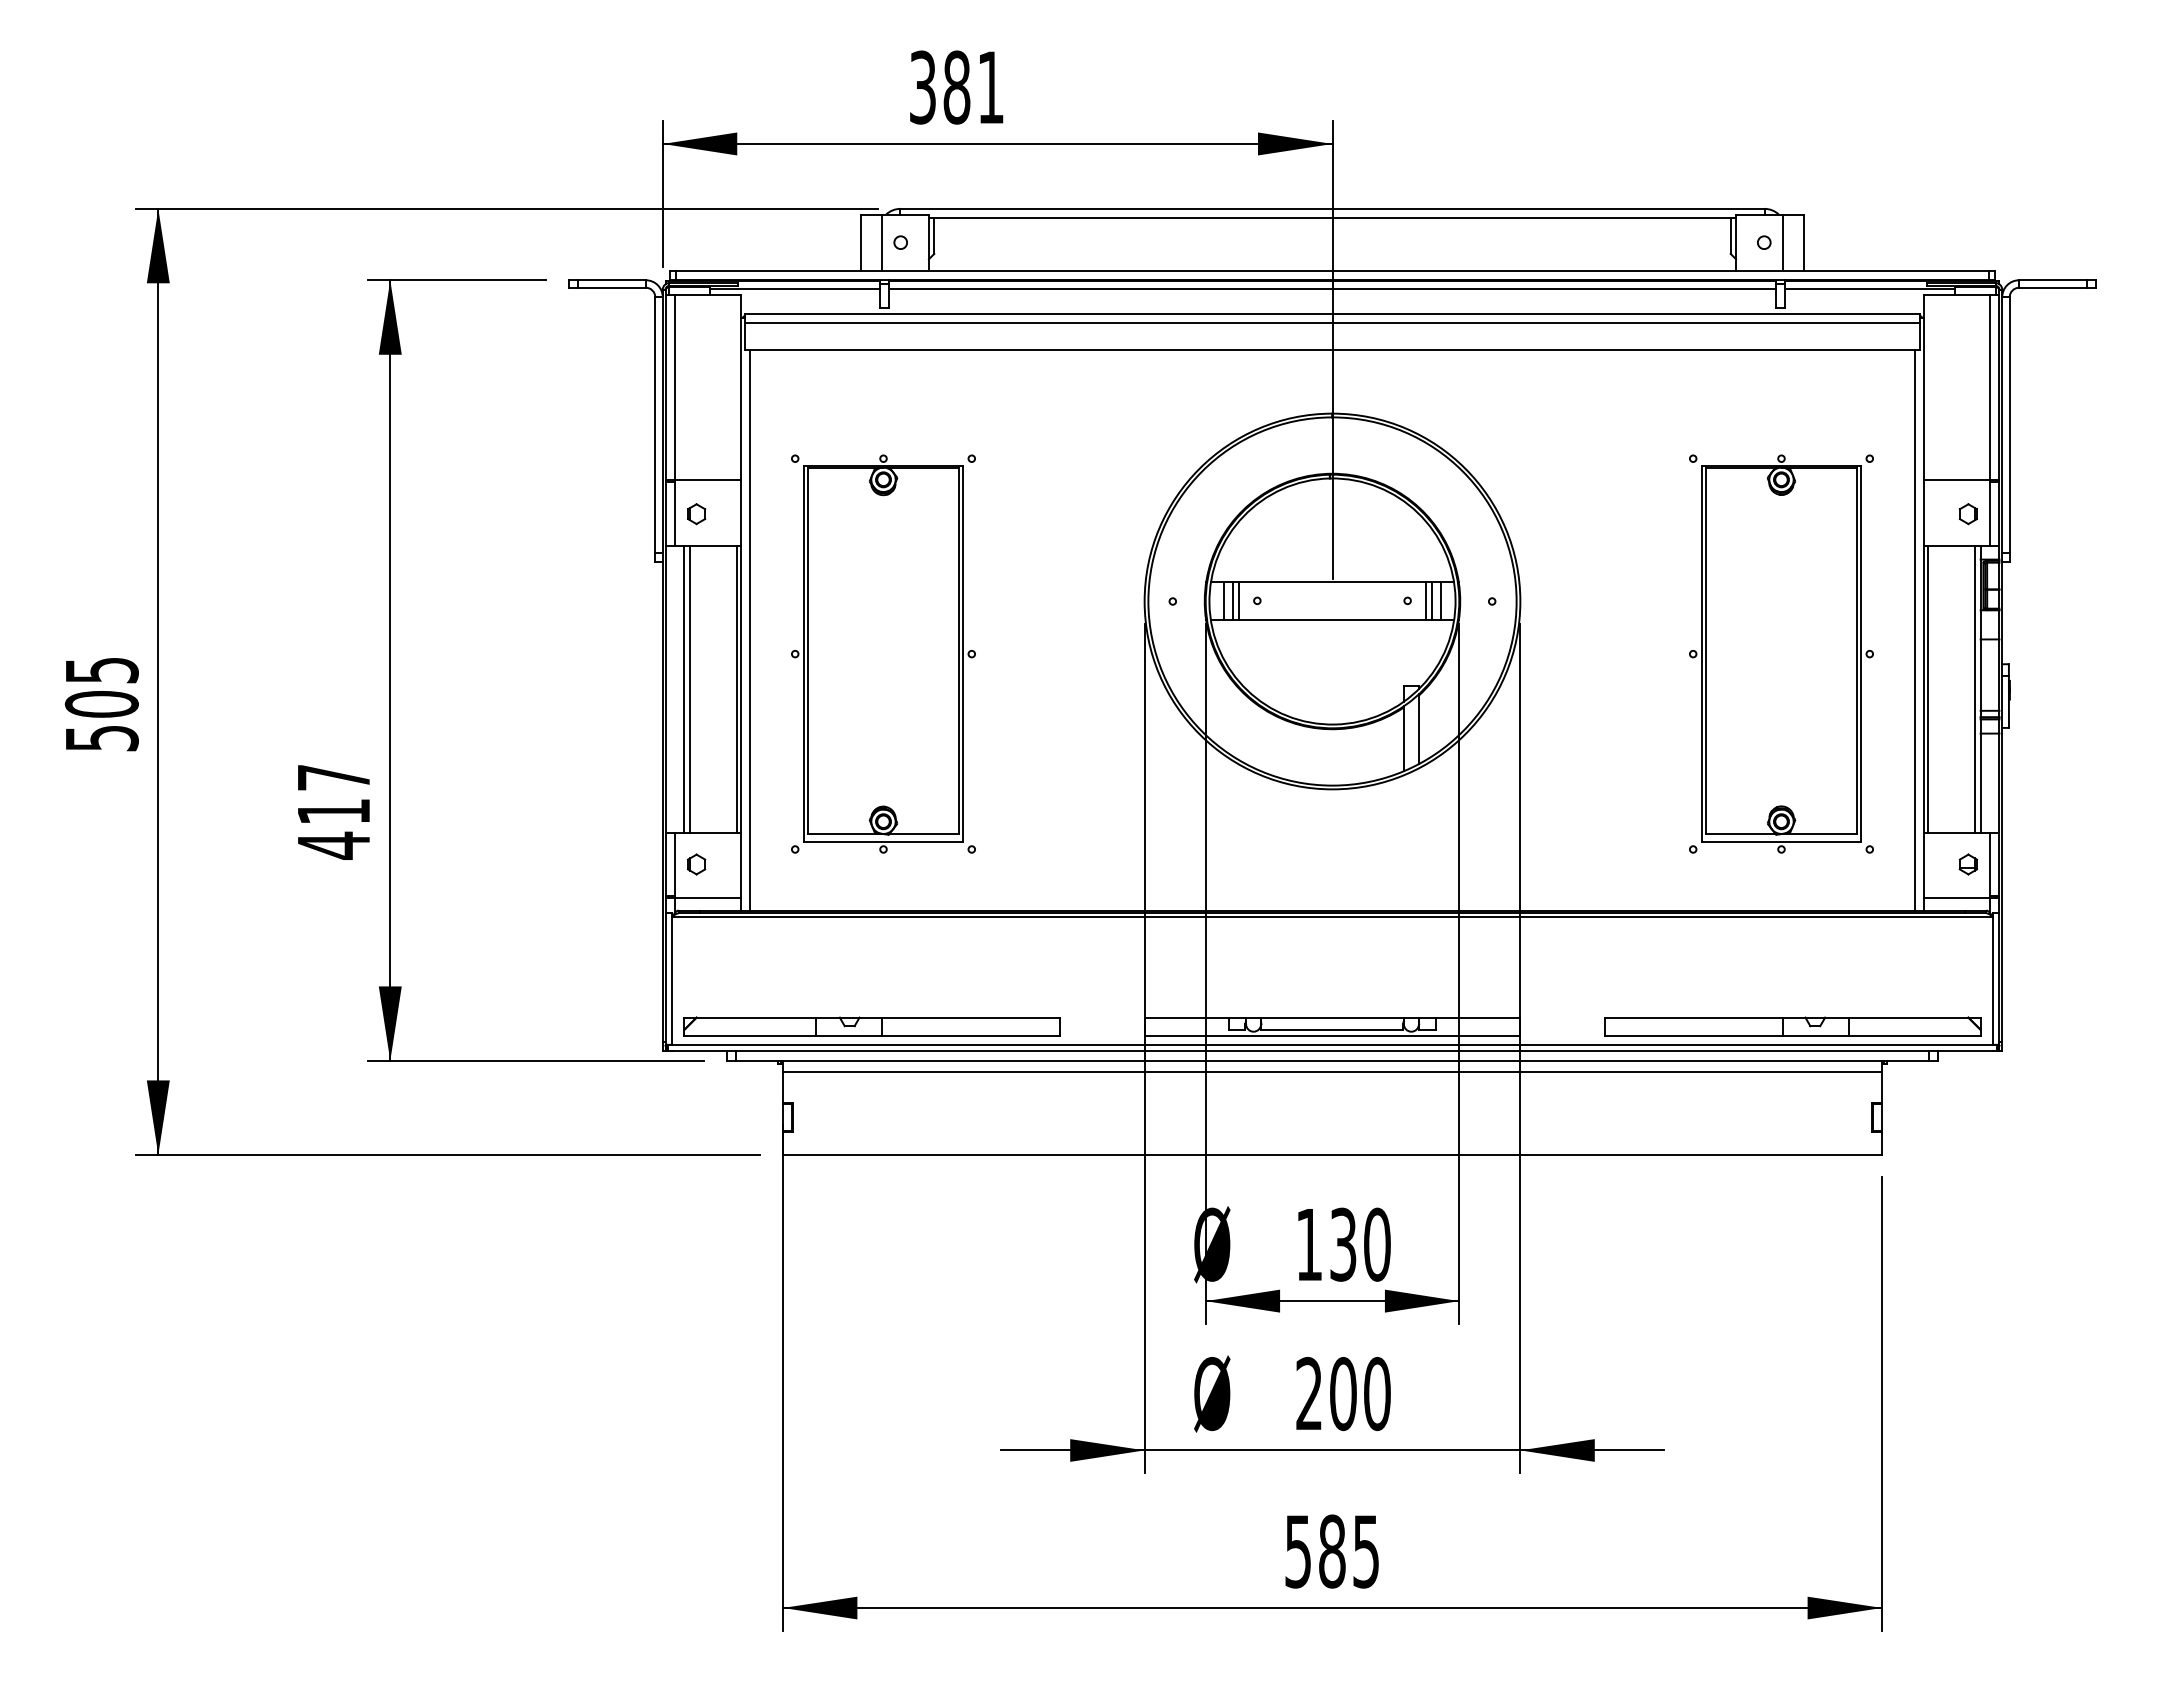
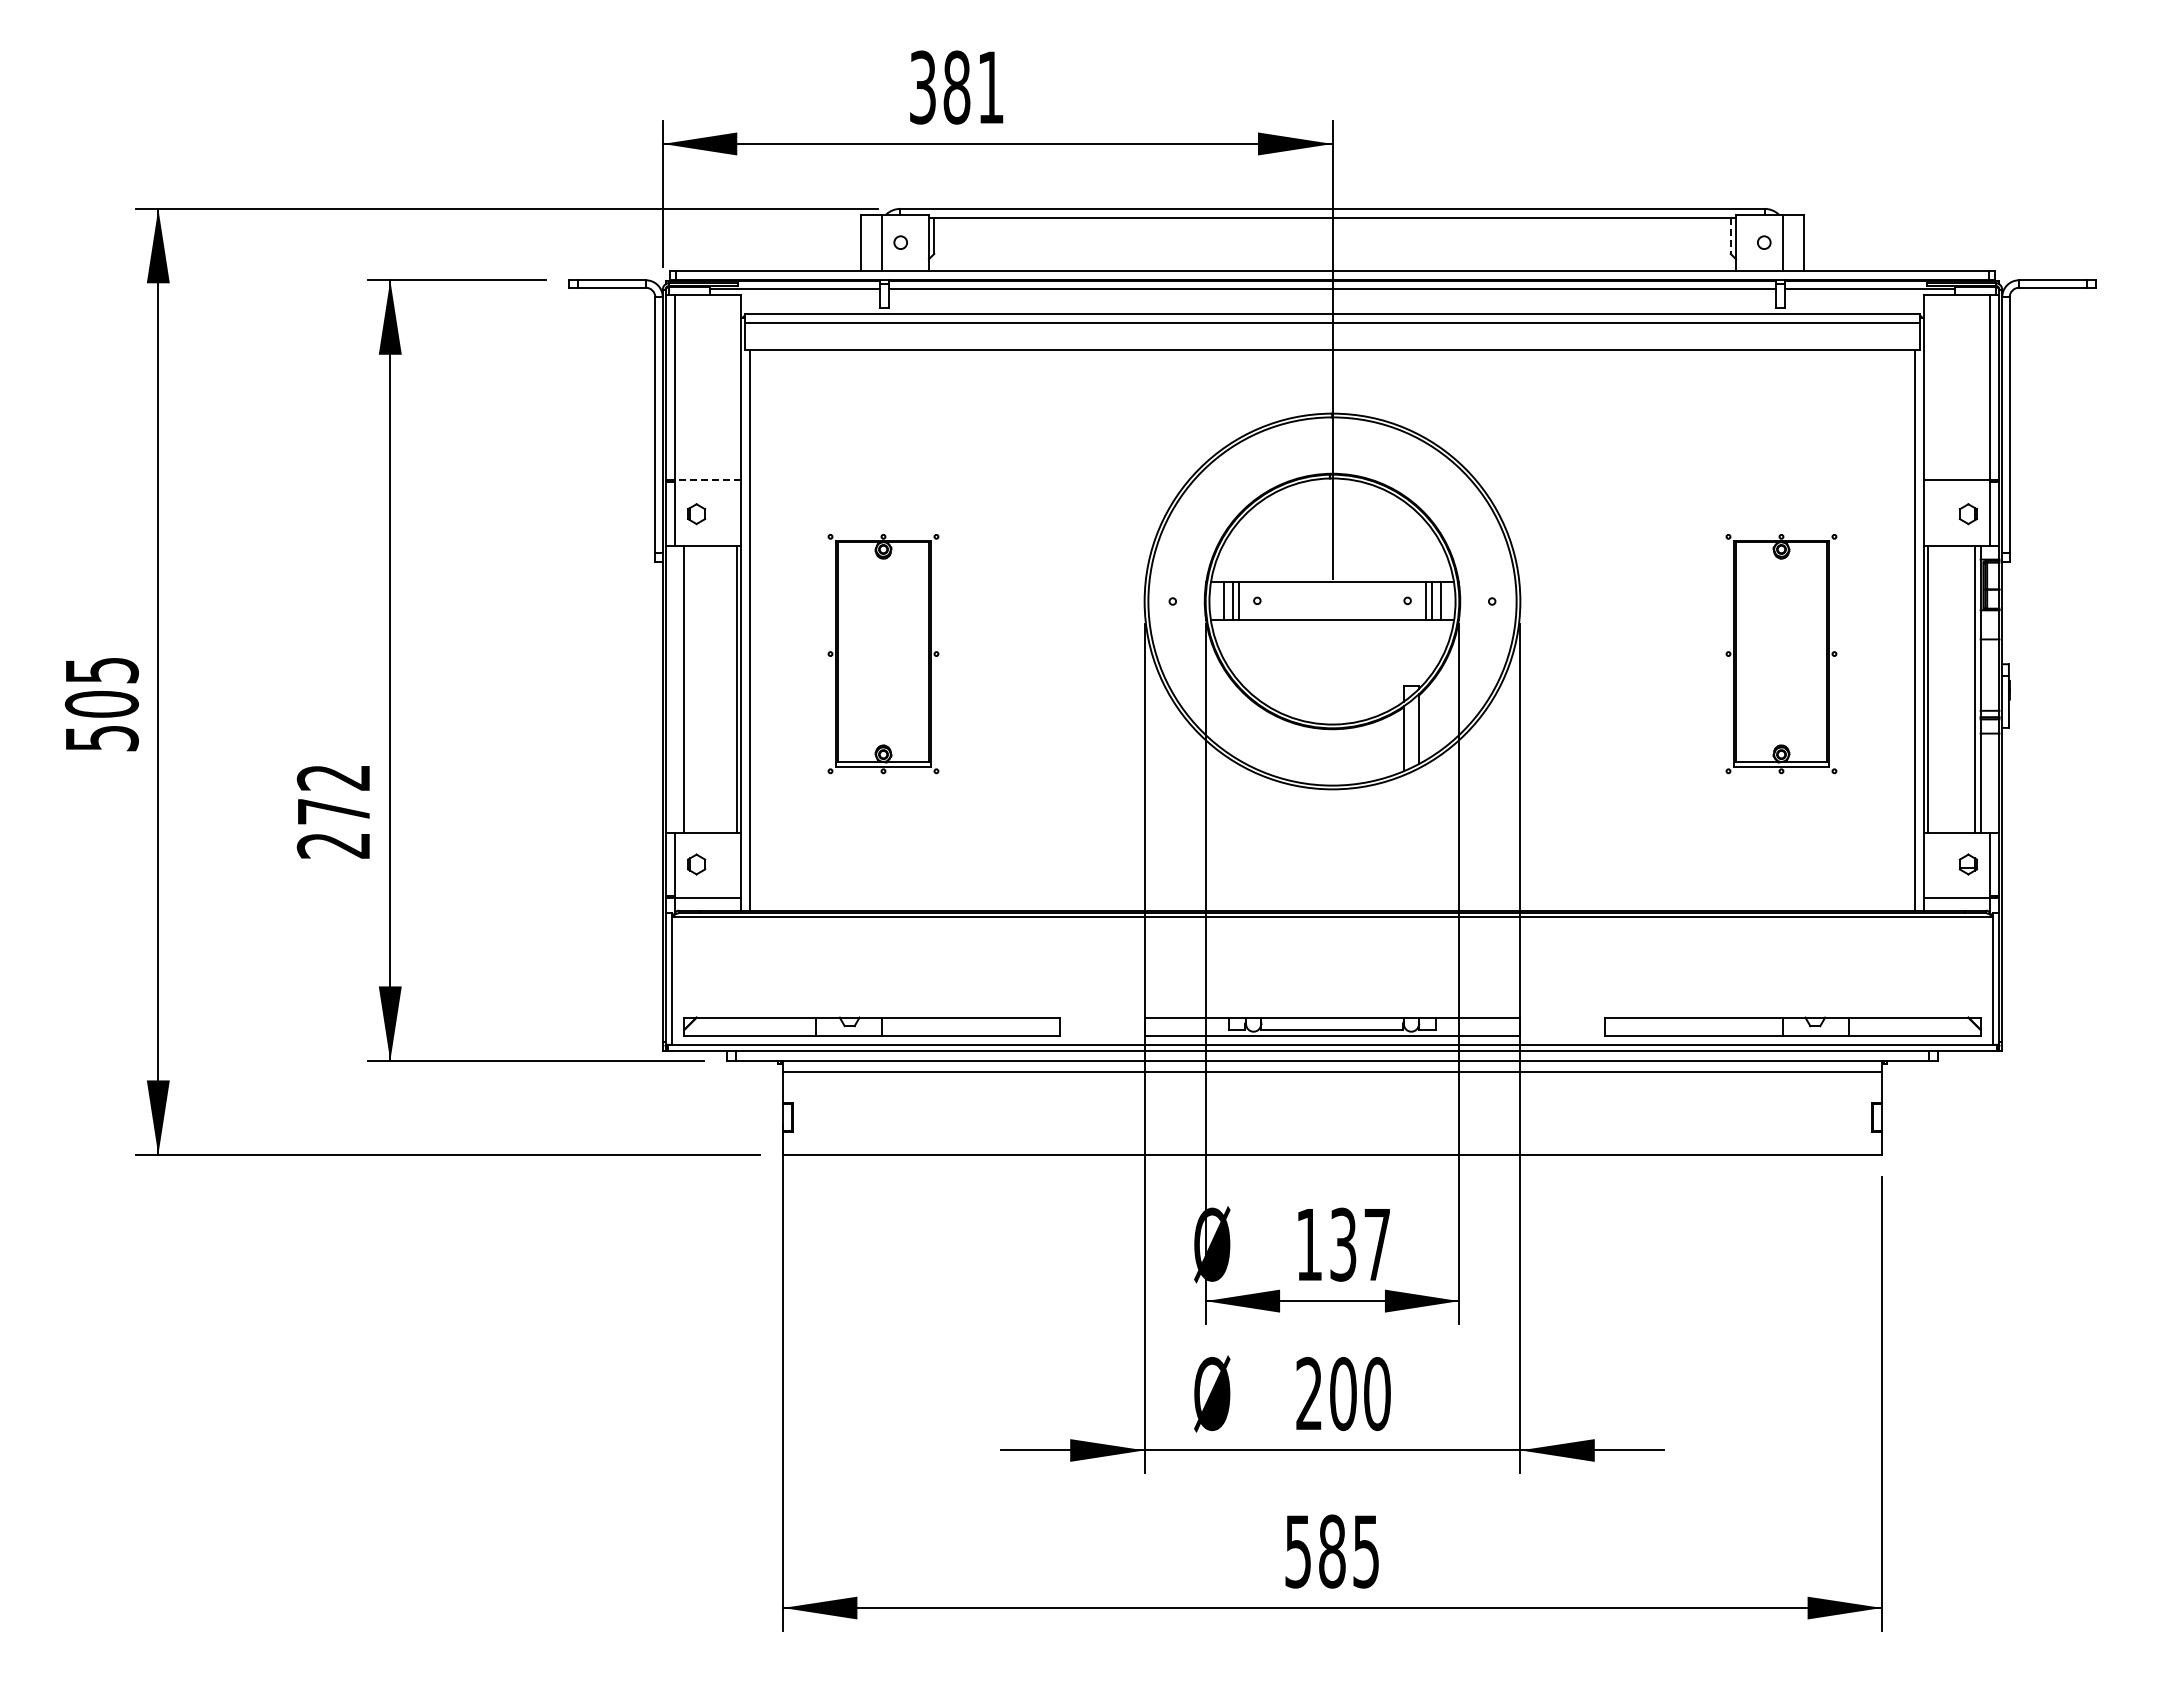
line: solid -> dashed (1730, 236)
line: solid -> dashed (707, 480)
part size: 185x400 px -> 113x241 px (883, 654)
part size: 185x400 px -> 113x241 px (1781, 654)
line: present -> none (690, 689)
text: 417 -> 272 (332, 812)
text: 130 -> 137 (1377, 1244)
